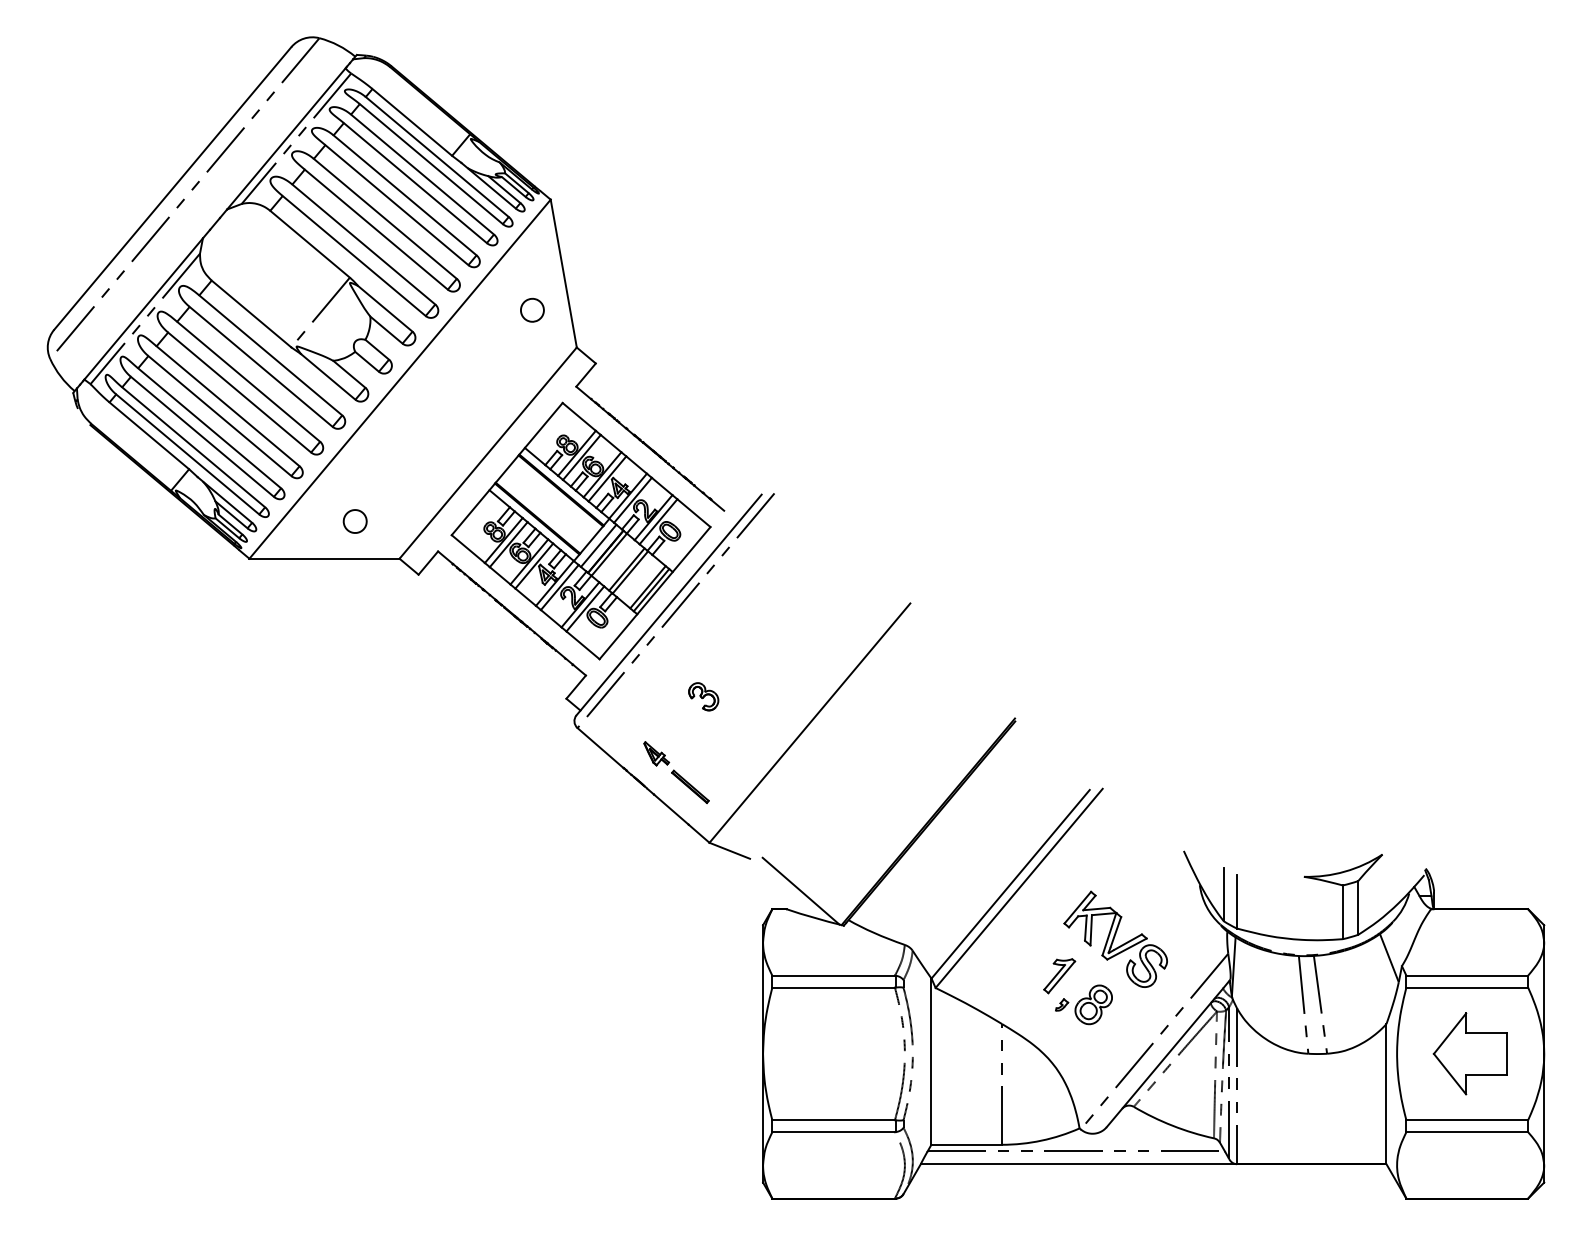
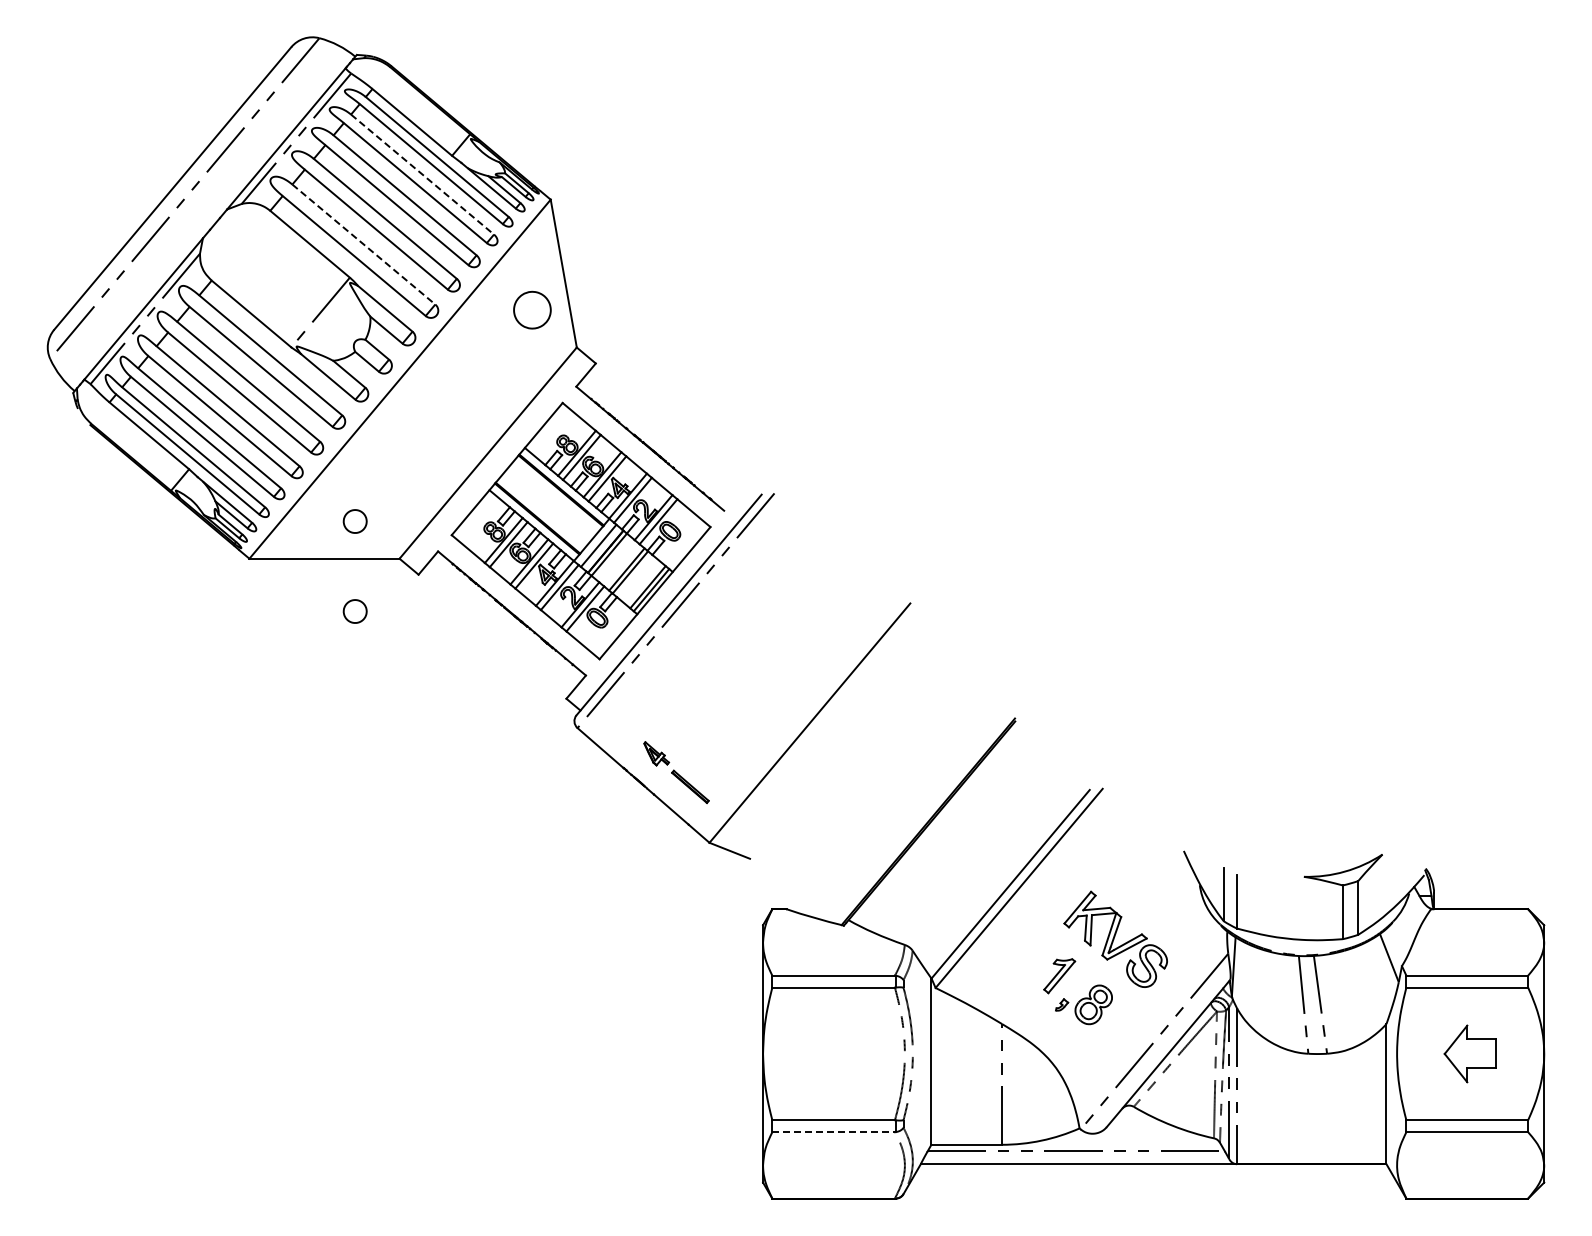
line: solid -> dashed (422, 174)
line: solid -> dashed (364, 244)
part size: 25x25 px -> 39x40 px (532, 309)
part: none -> present (354, 611)
part: present -> none (703, 696)
line: present -> none (800, 890)
part size: 76x84 px -> 54x60 px (1469, 1053)
line: solid -> dashed (834, 1132)
